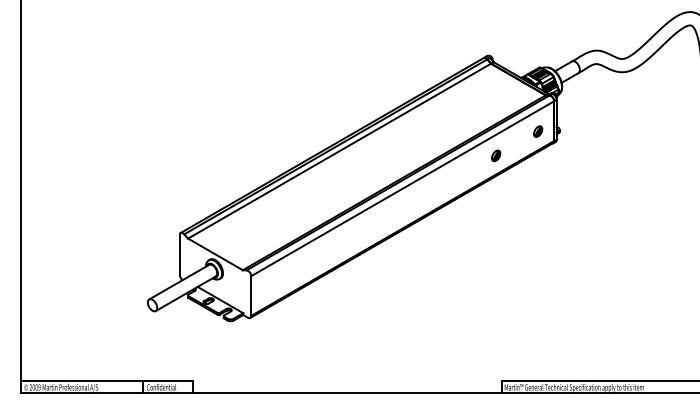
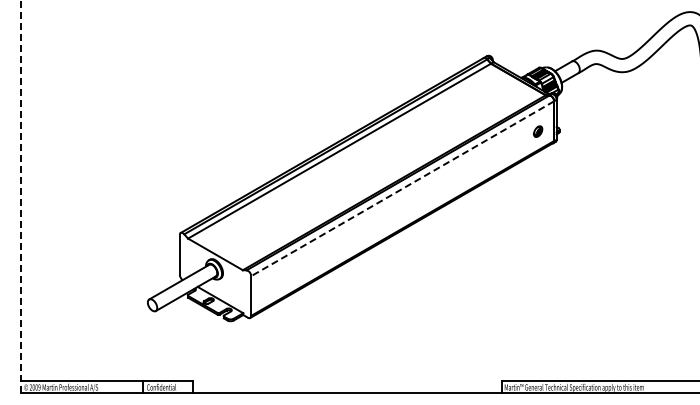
part: present -> none (495, 155)
line: solid -> dashed (402, 188)
line: solid -> dashed (20, 195)
